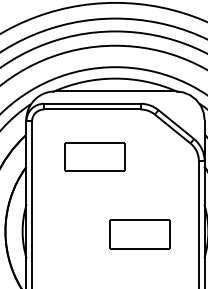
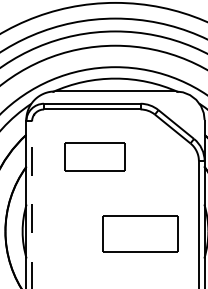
line: solid -> dashed (32, 204)
part size: 62x31 px -> 77x38 px (140, 233)
